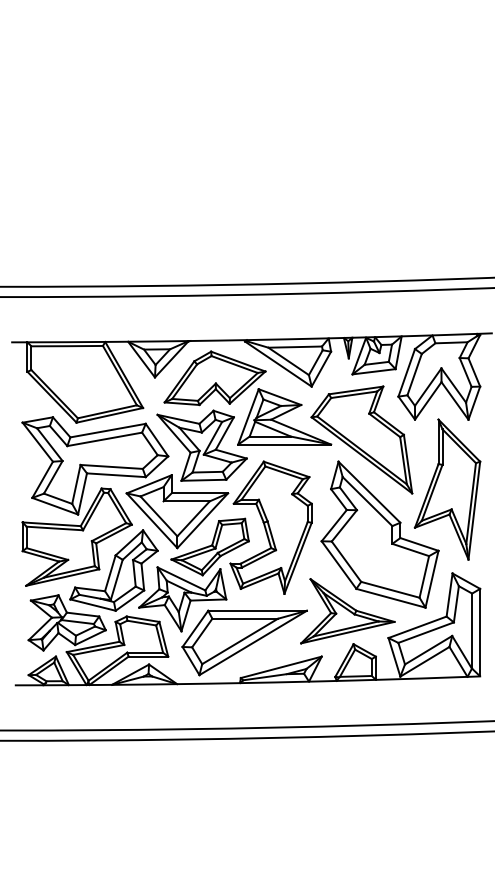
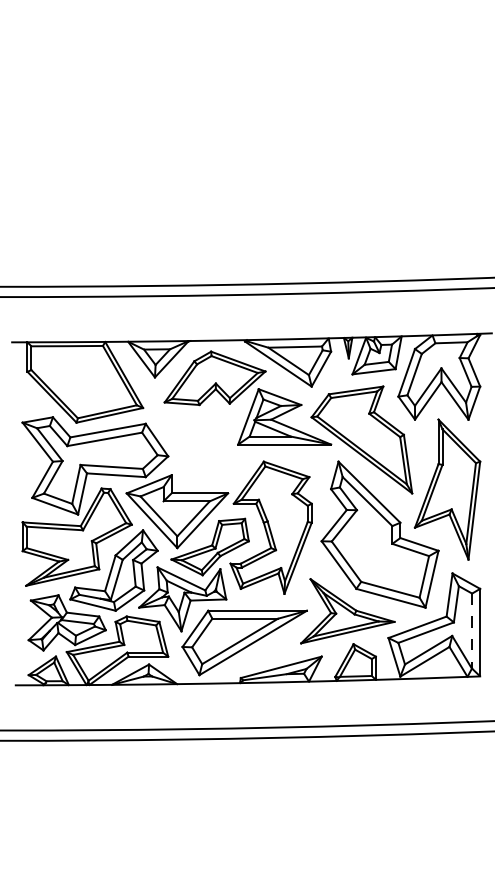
part: present -> none (201, 445)
line: solid -> dashed (472, 631)
